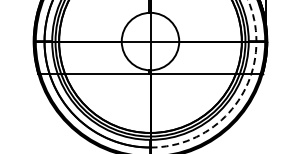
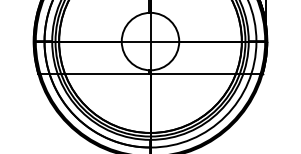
arc: dashed -> solid (238, 100)
